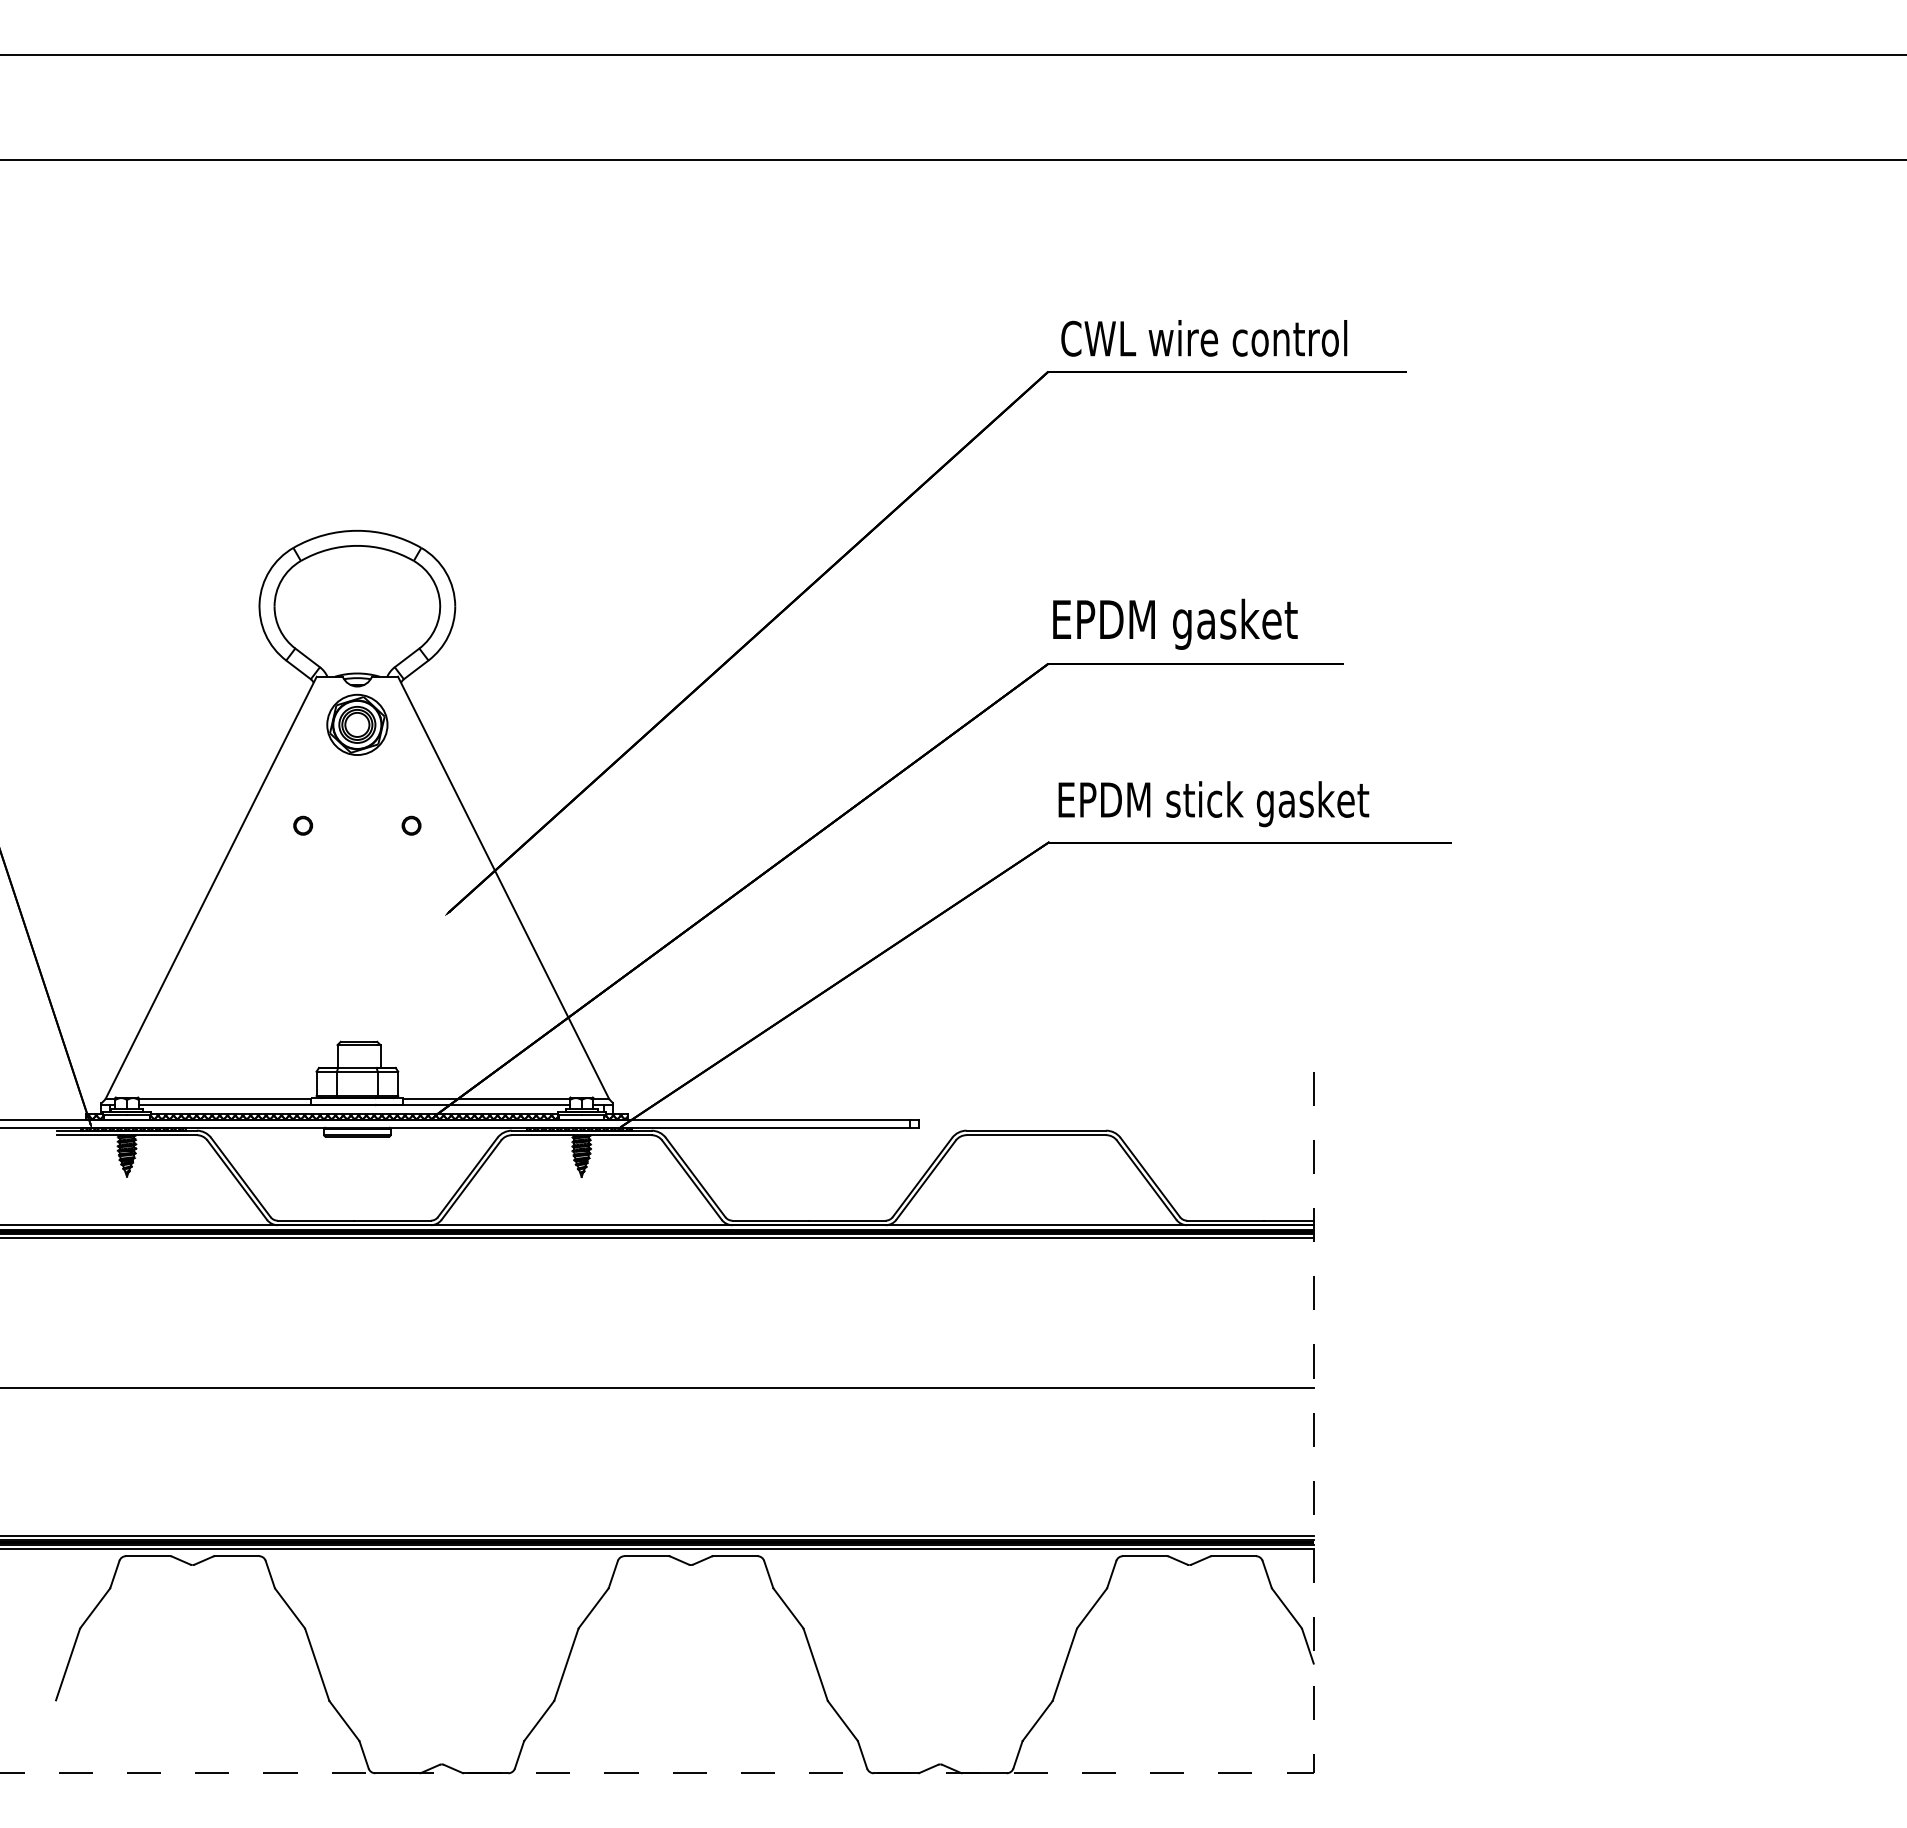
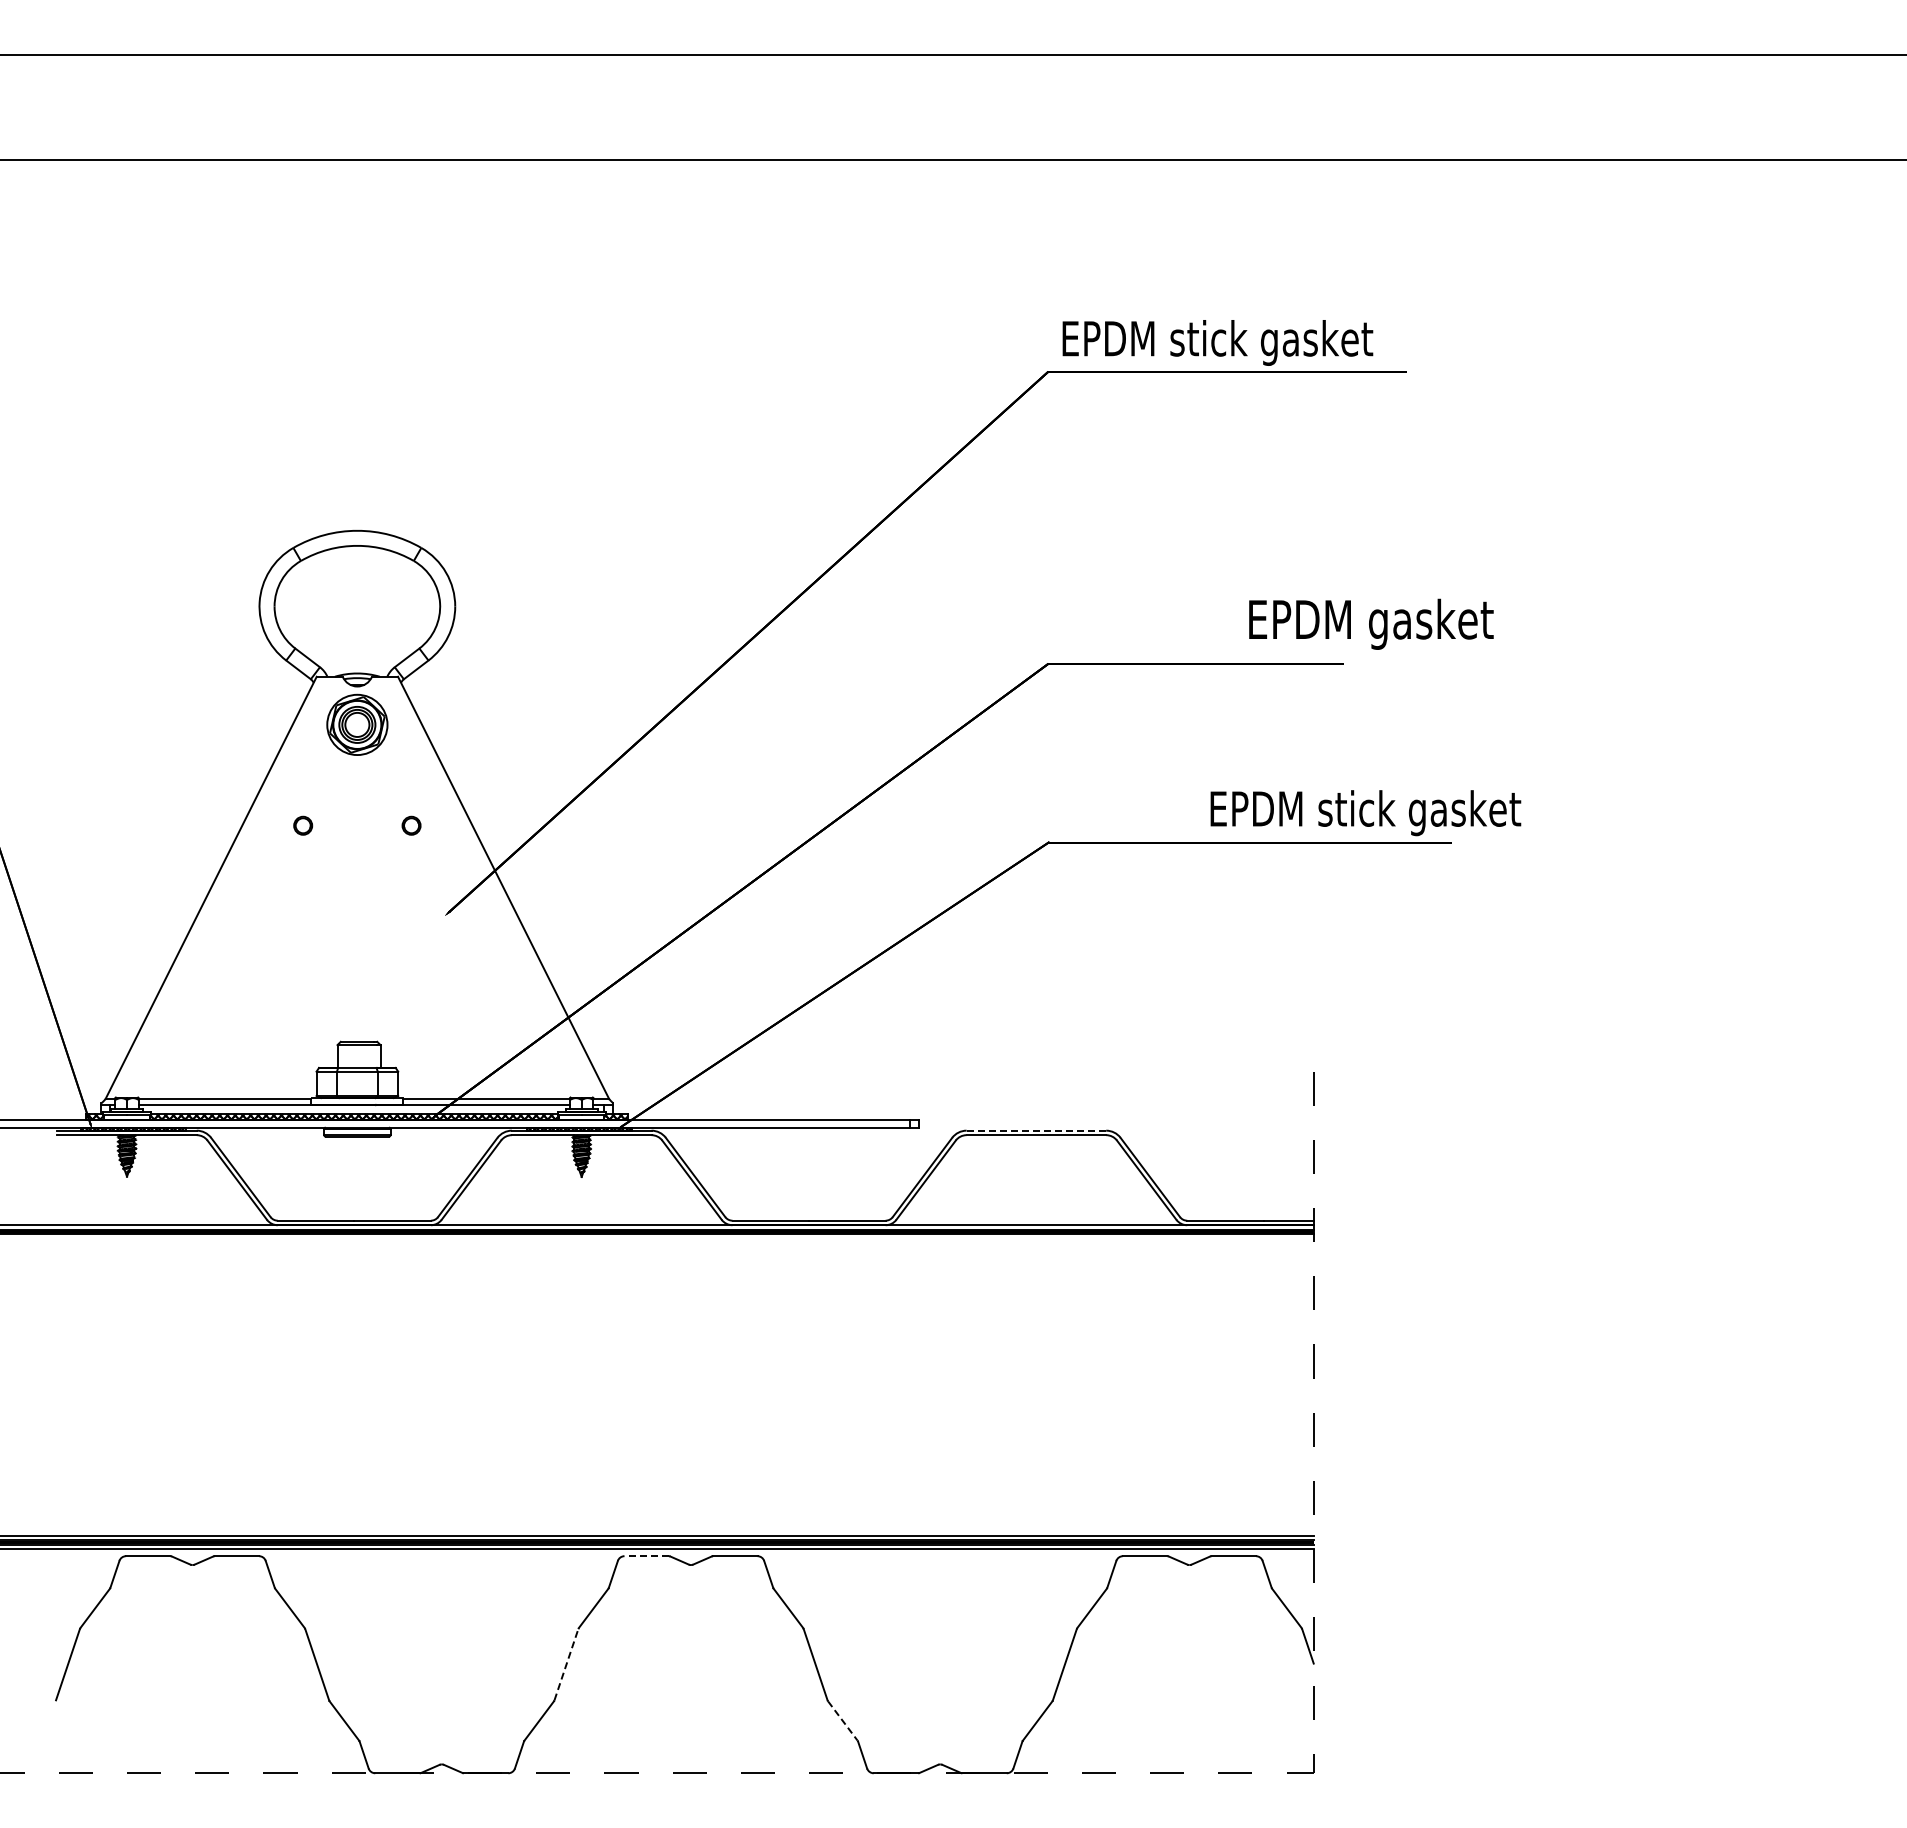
text: CWL wire control -> EPDM stick gasket (1217, 342)
text position: (1175, 623) -> (1371, 623) (1371, 623)
text position: (1213, 804) -> (1365, 813) (1365, 813)
line: solid -> dashed (1036, 1130)
line: present -> none (658, 1238)
line: present -> none (657, 1387)
line: solid -> dashed (646, 1556)
line: solid -> dashed (566, 1664)
line: solid -> dashed (842, 1721)
